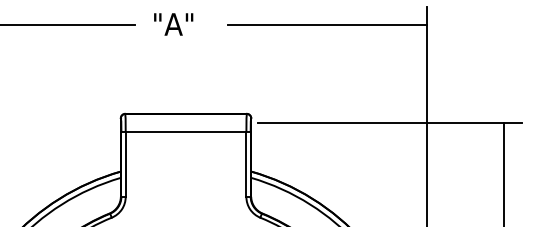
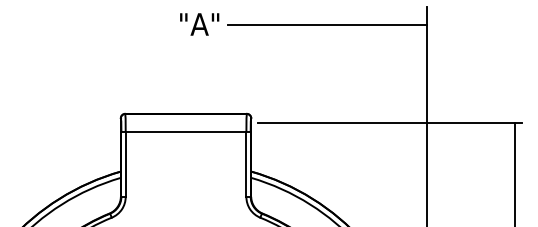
line: present -> none (68, 24)
text position: (173, 24) -> (199, 24) (199, 24)
line position: (503, 172) -> (514, 172) (514, 172)
